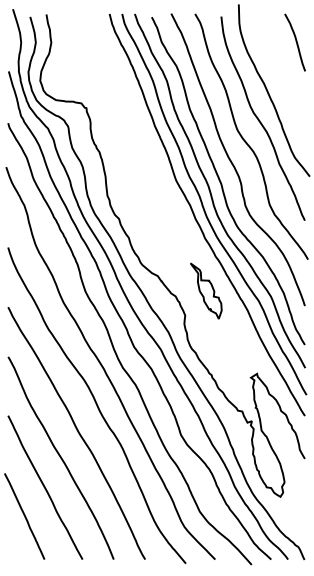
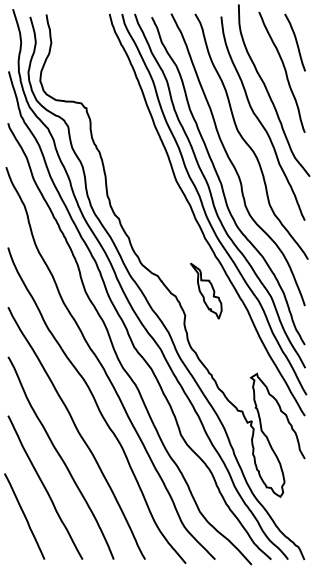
curve: none -> present (284, 71)
